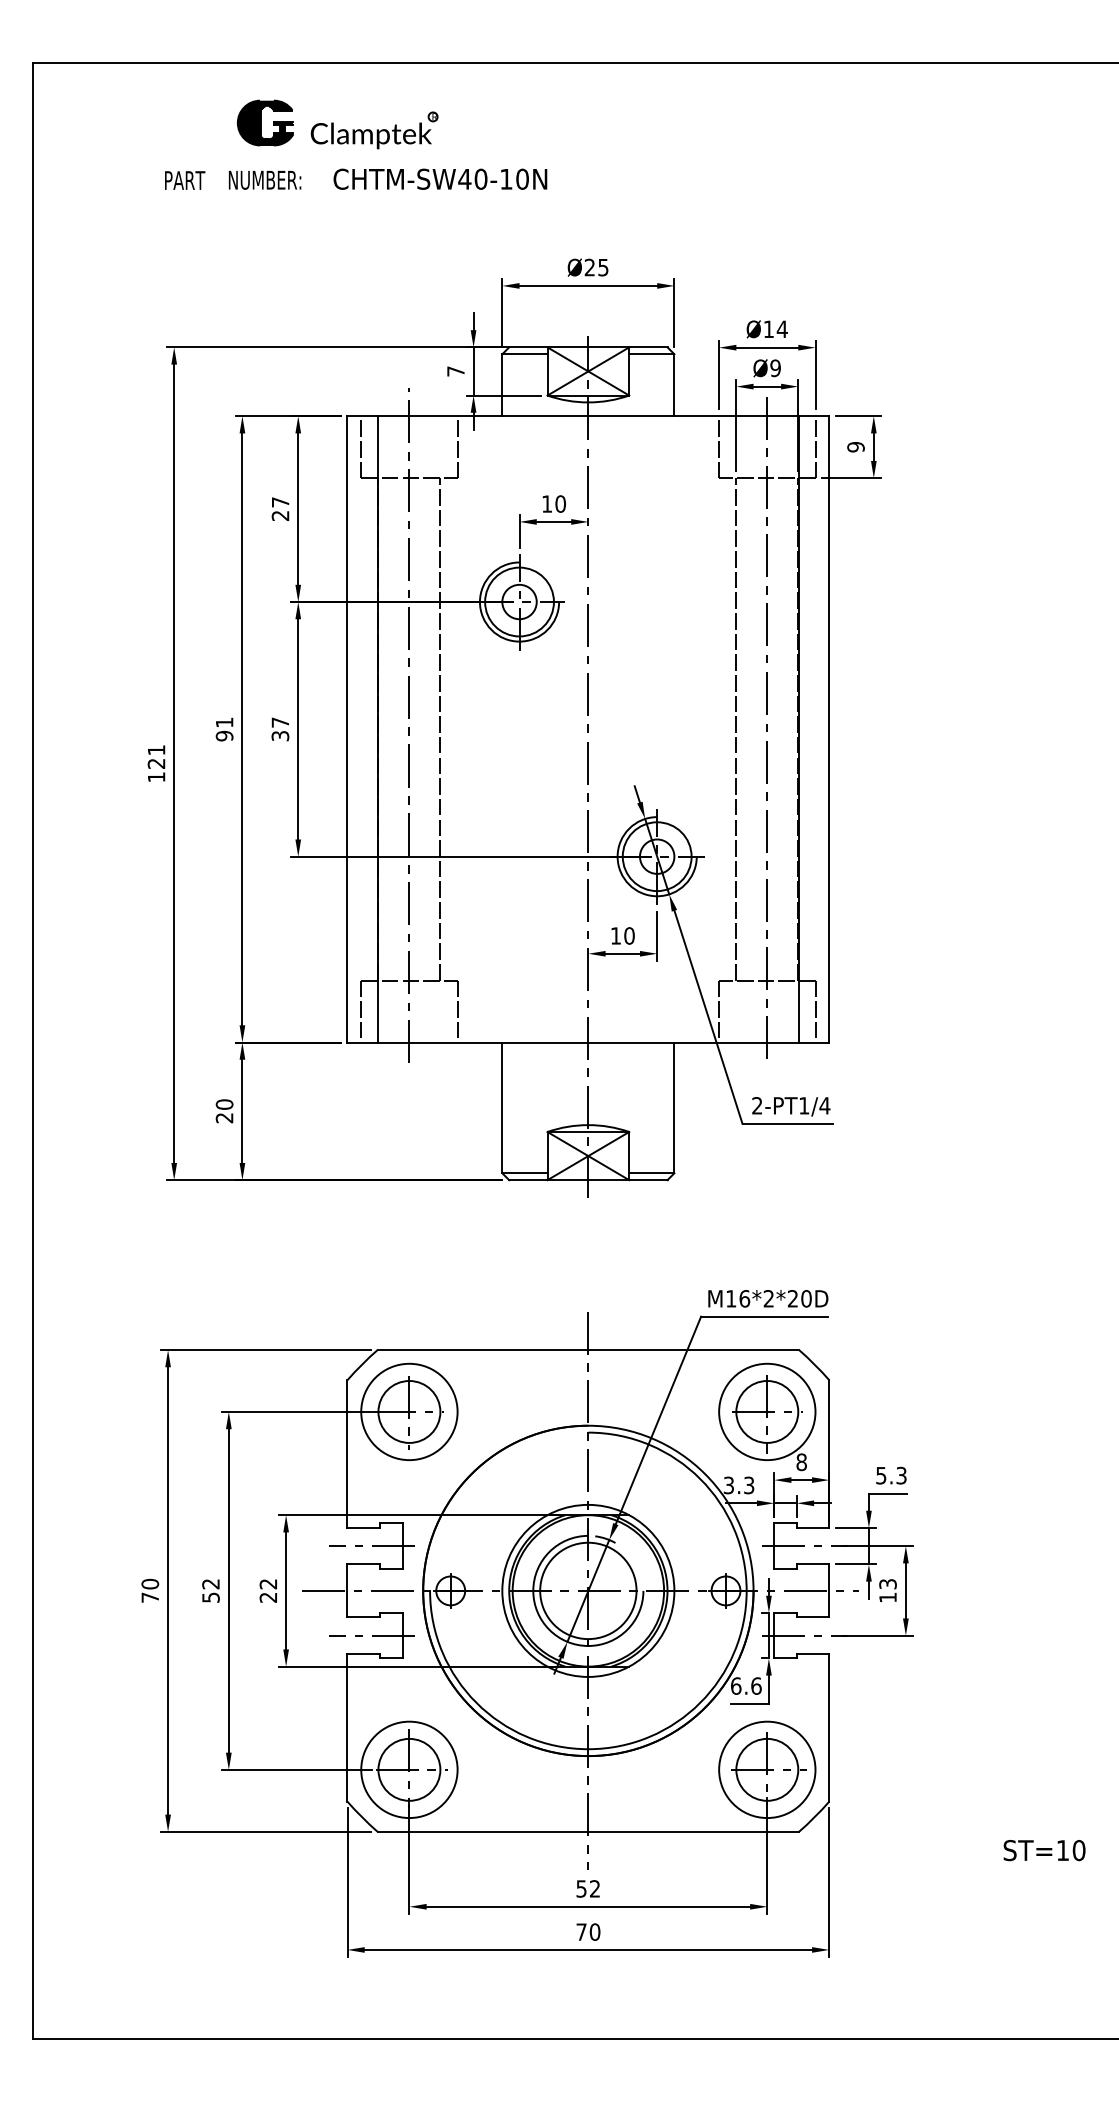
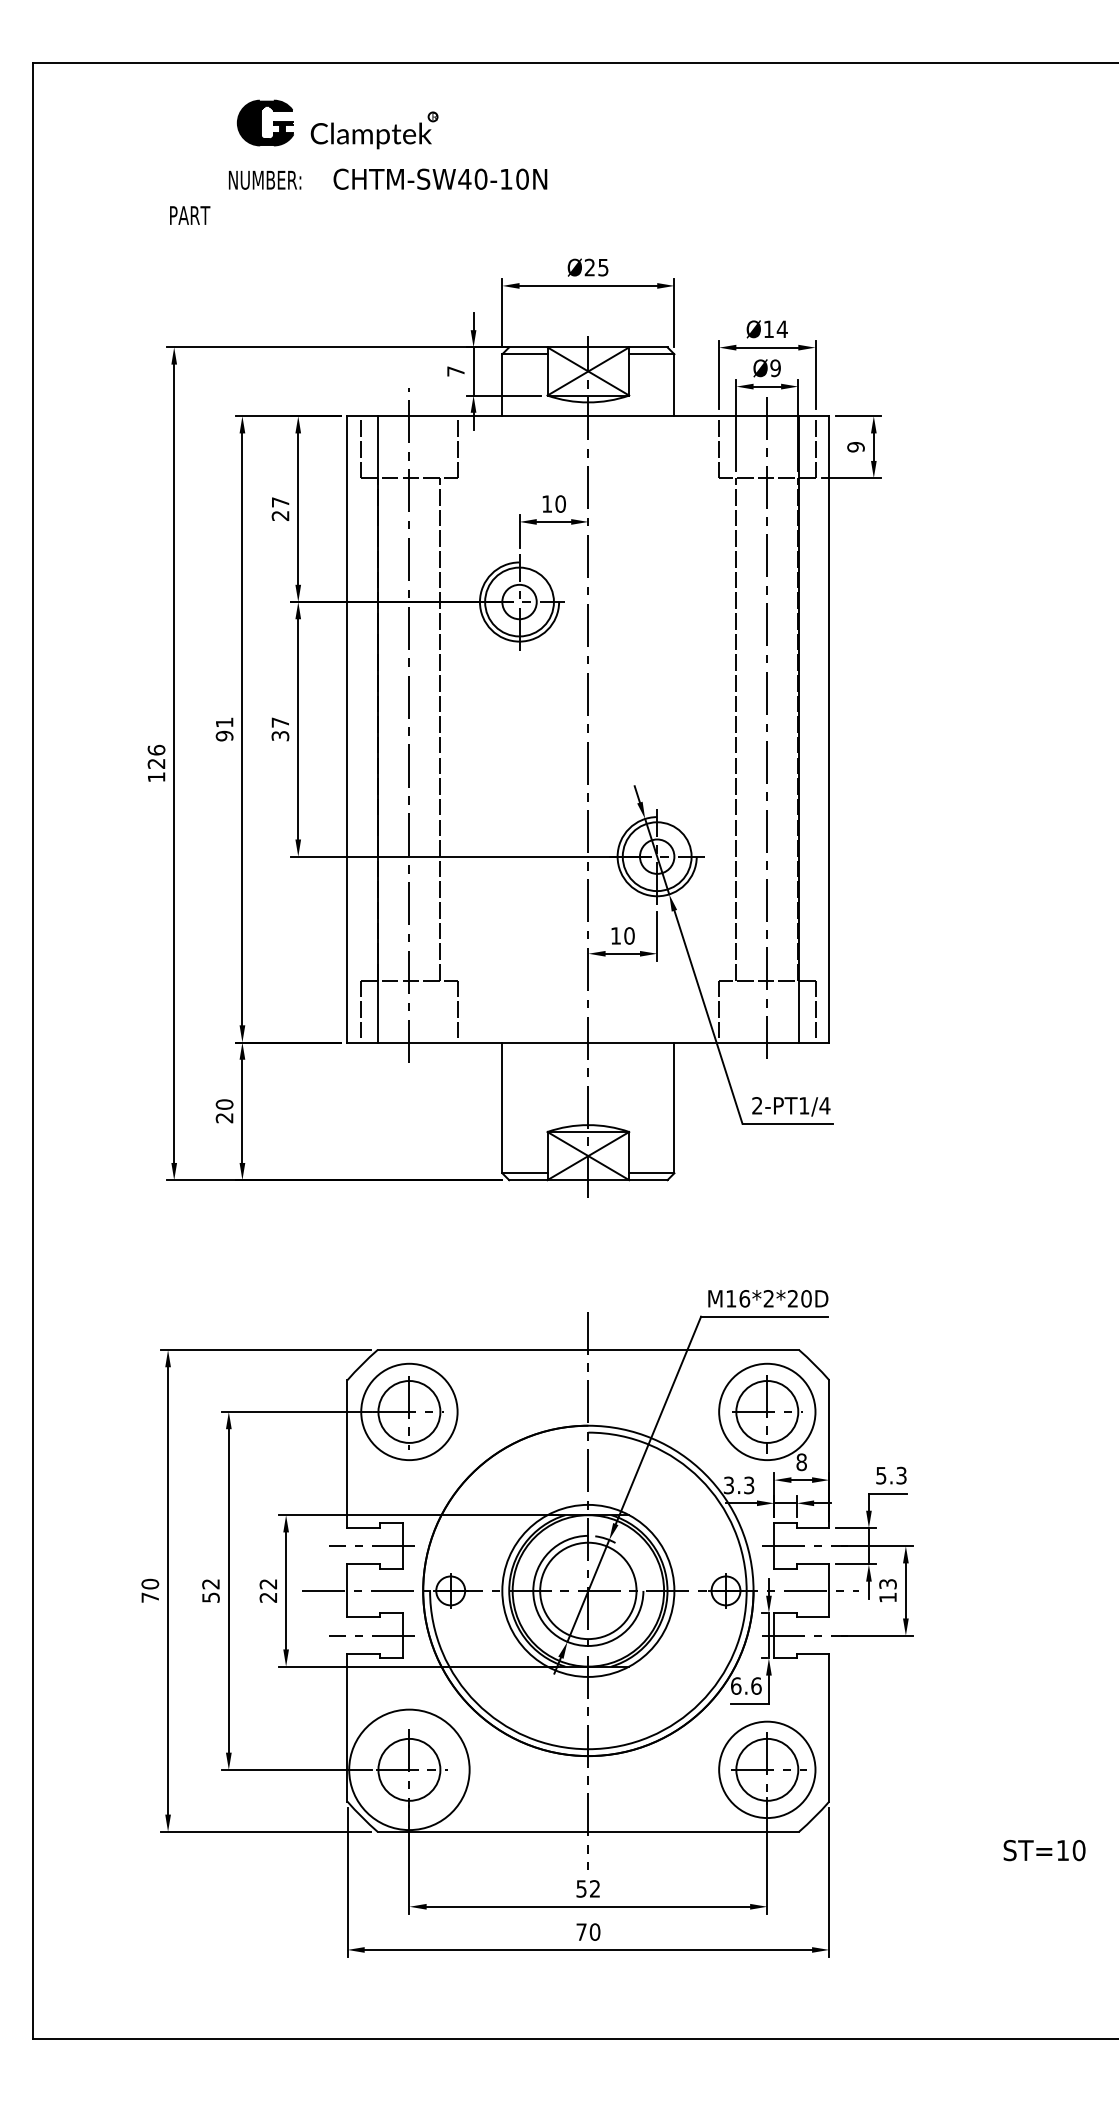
text position: (185, 180) -> (190, 215) (190, 215)
text: 121 -> 126 (156, 749)
circle diameter: 96 px -> 120 px (409, 1769)
